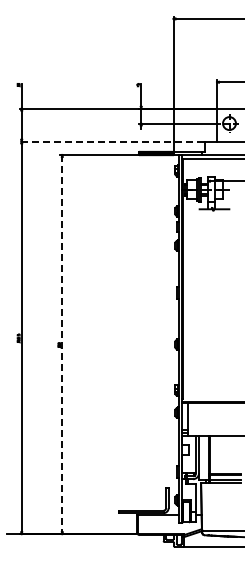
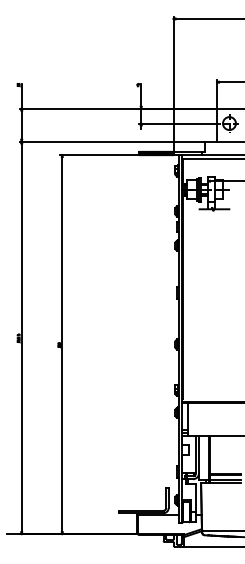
line: dashed -> solid (111, 141)
line: dashed -> solid (62, 344)
